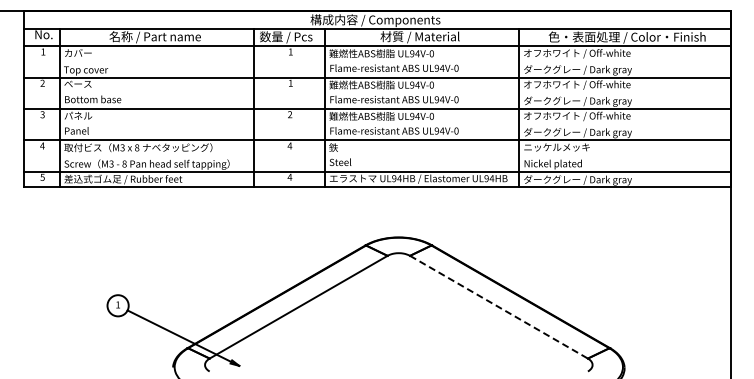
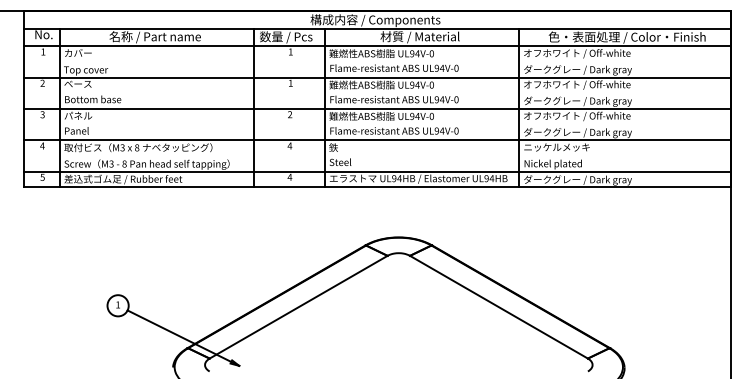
line: dashed -> solid (498, 307)
